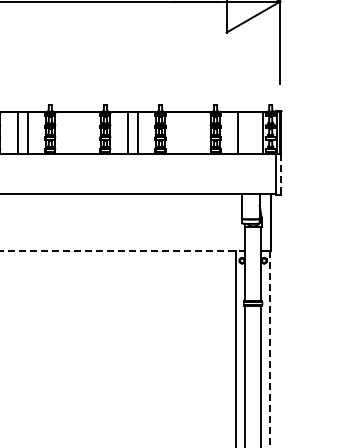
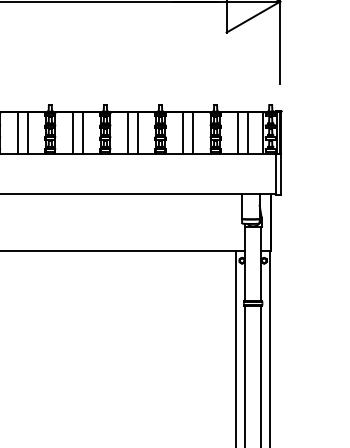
line: none -> present (73, 133)
line: none -> present (82, 133)
line: none -> present (183, 133)
line: none -> present (192, 133)
line: none -> present (247, 133)
line: dashed -> solid (281, 175)
line: dashed -> solid (122, 250)
line: dashed -> solid (270, 349)
